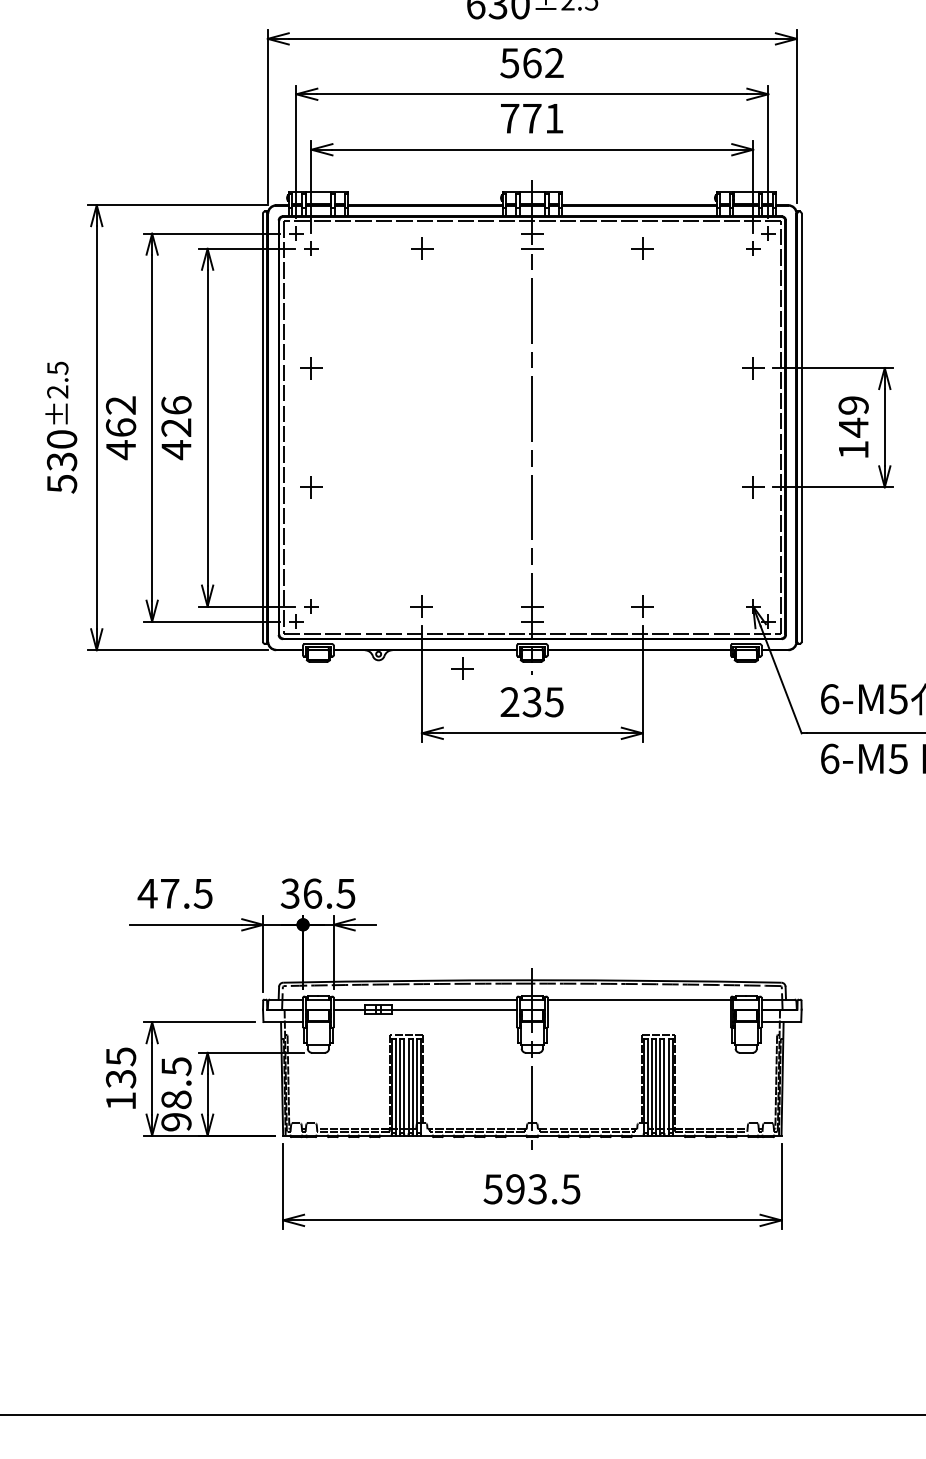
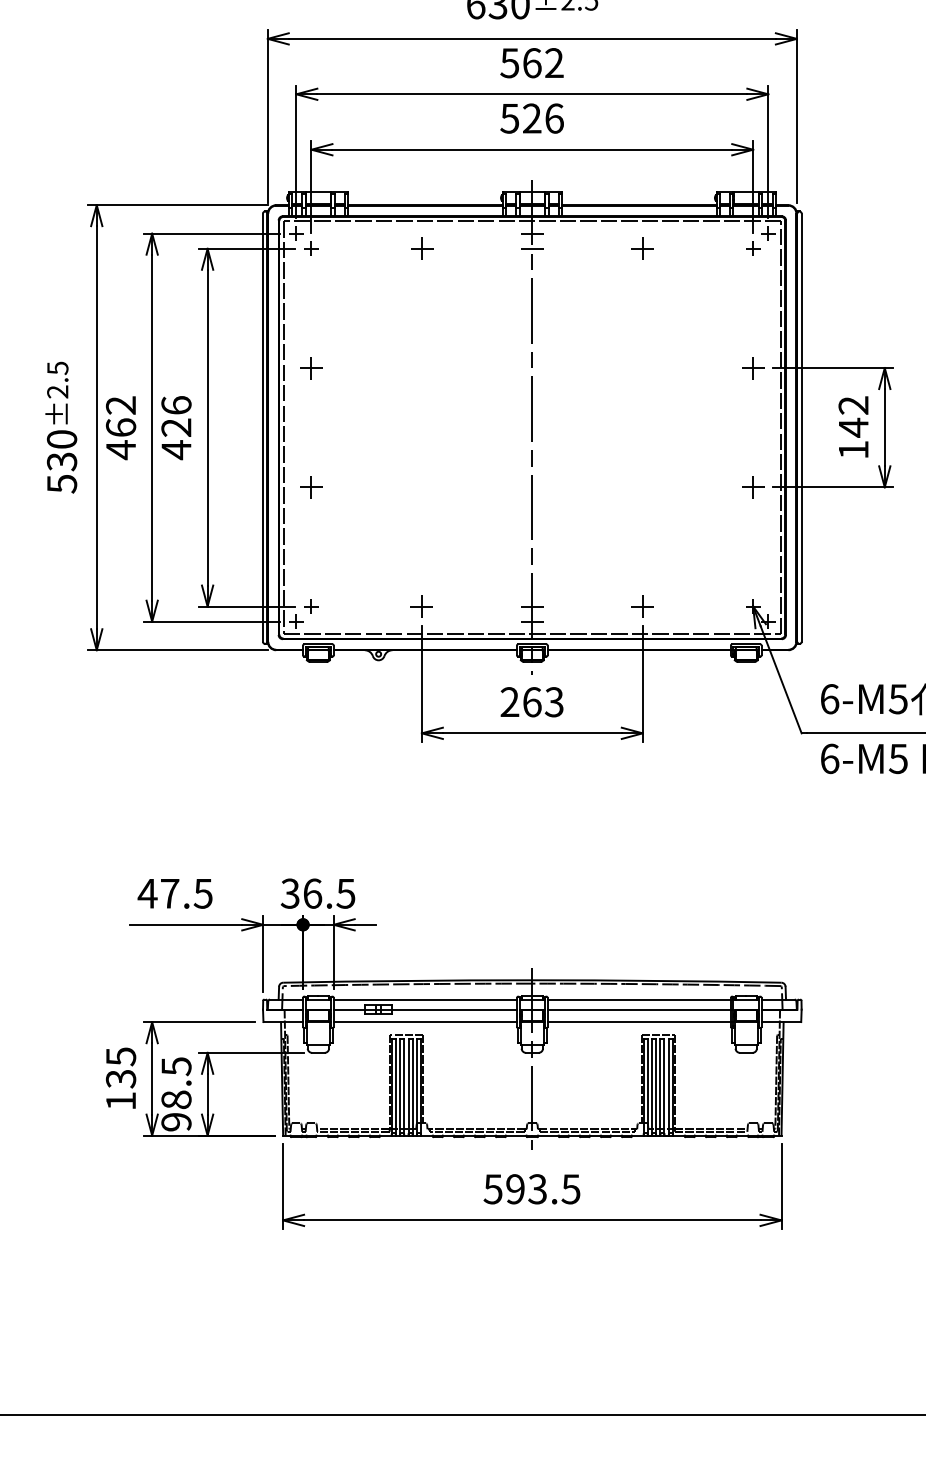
text: 771 -> 526 (531, 118)
text: 149 -> 142 (853, 405)
part: present -> none (462, 668)
text: 235 -> 263 (542, 702)
line: none -> present (638, 1009)
line: none -> present (425, 1022)
line: none -> present (638, 1022)
